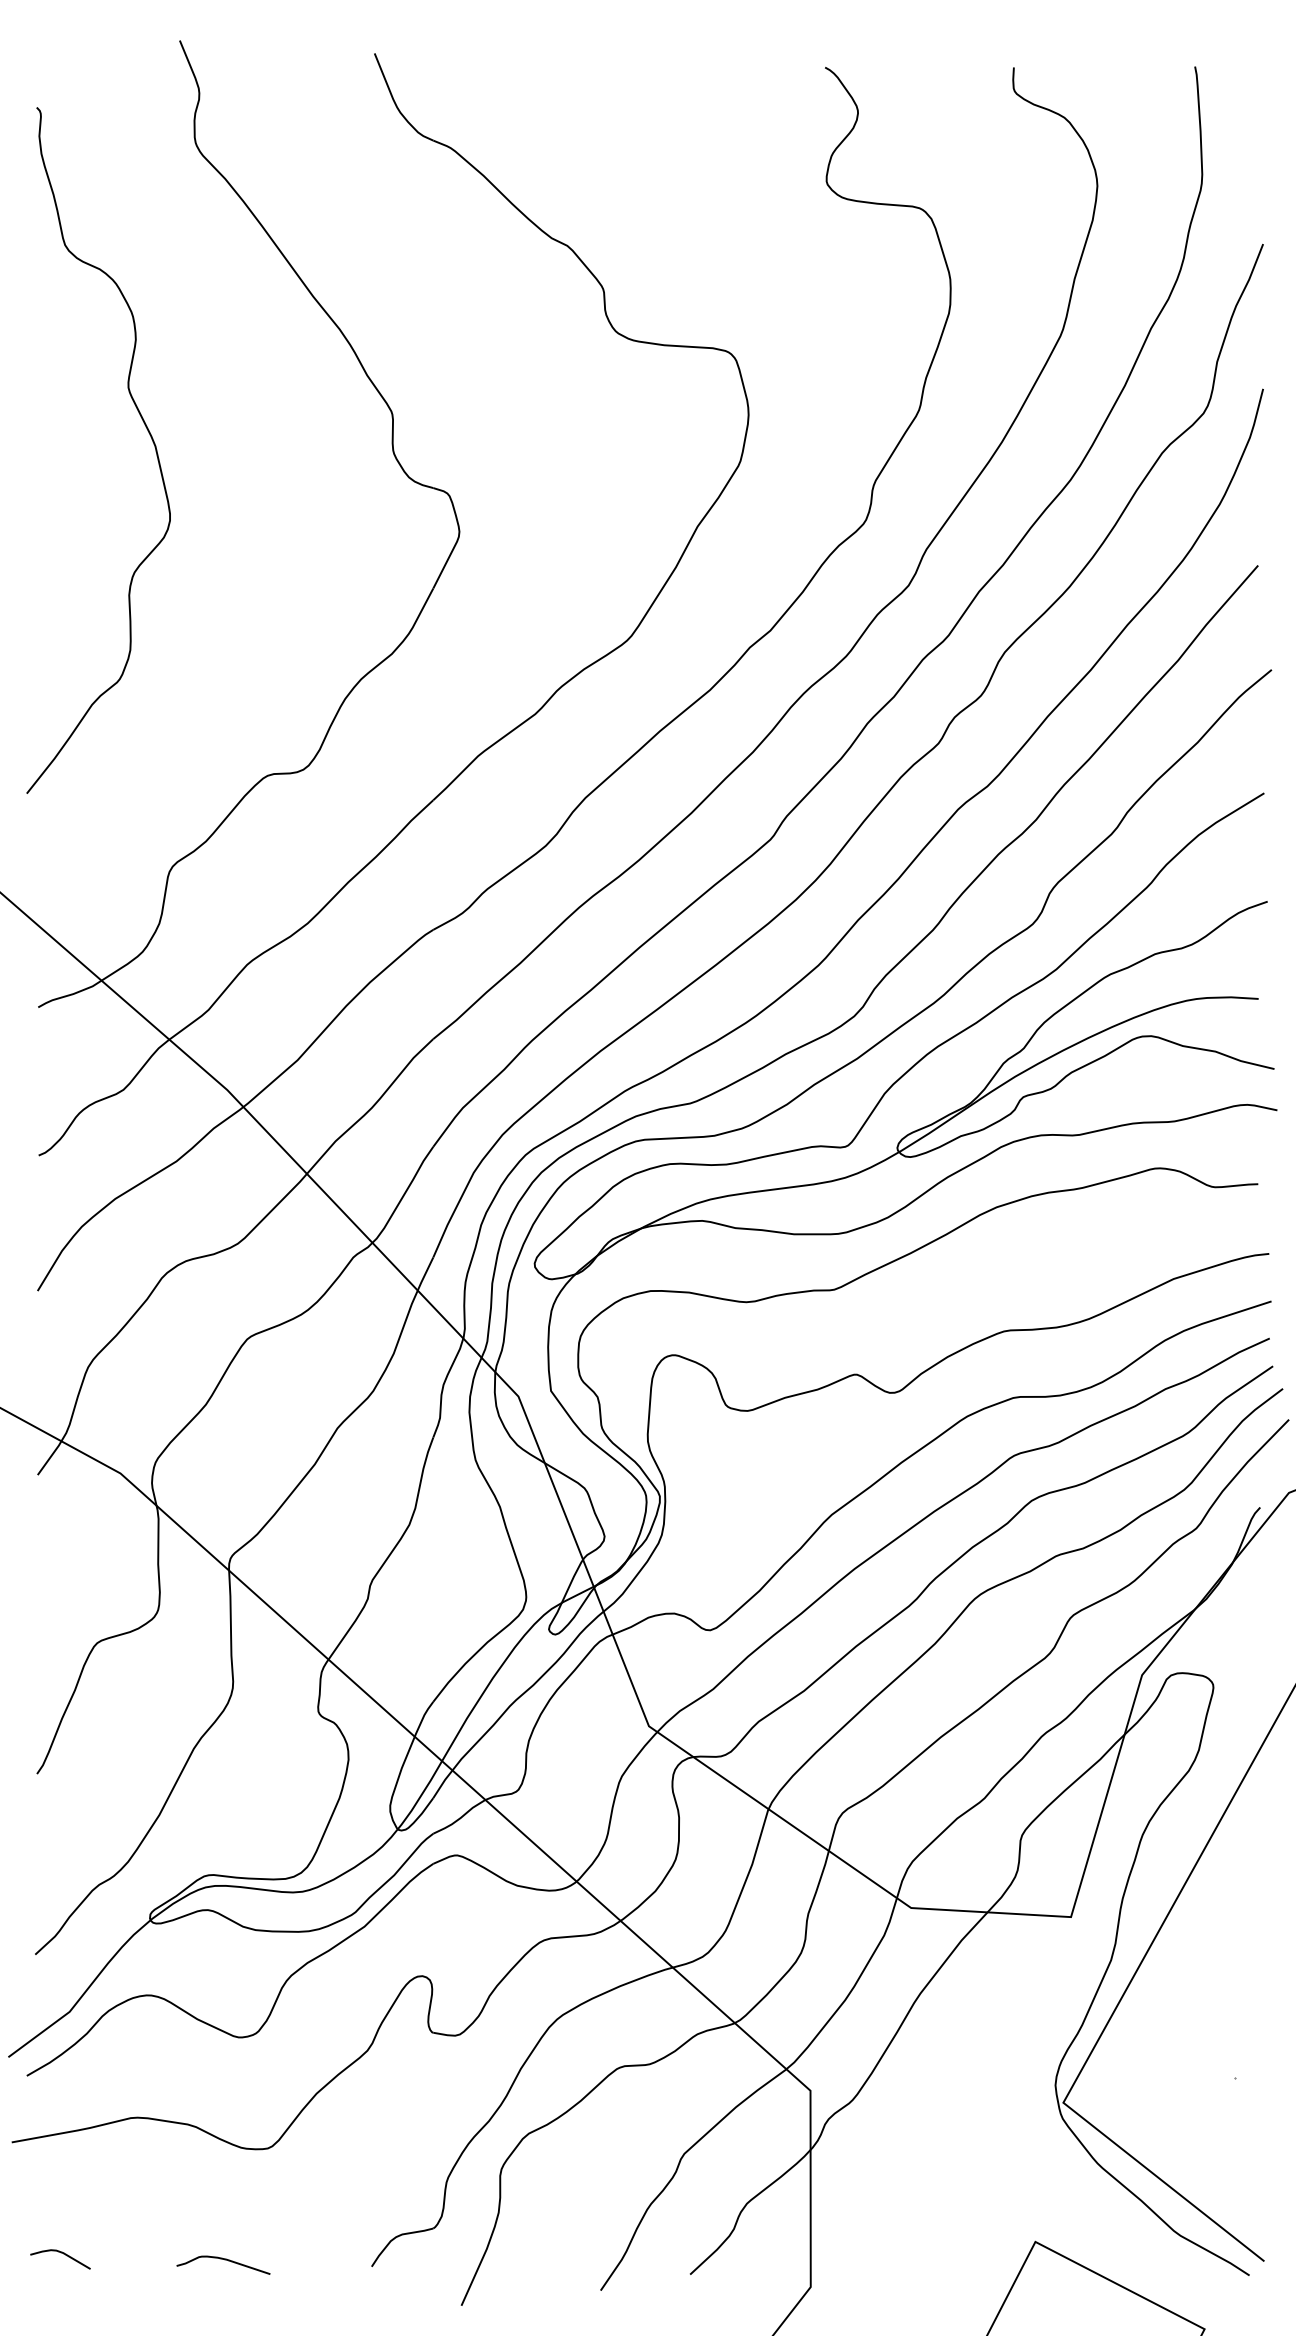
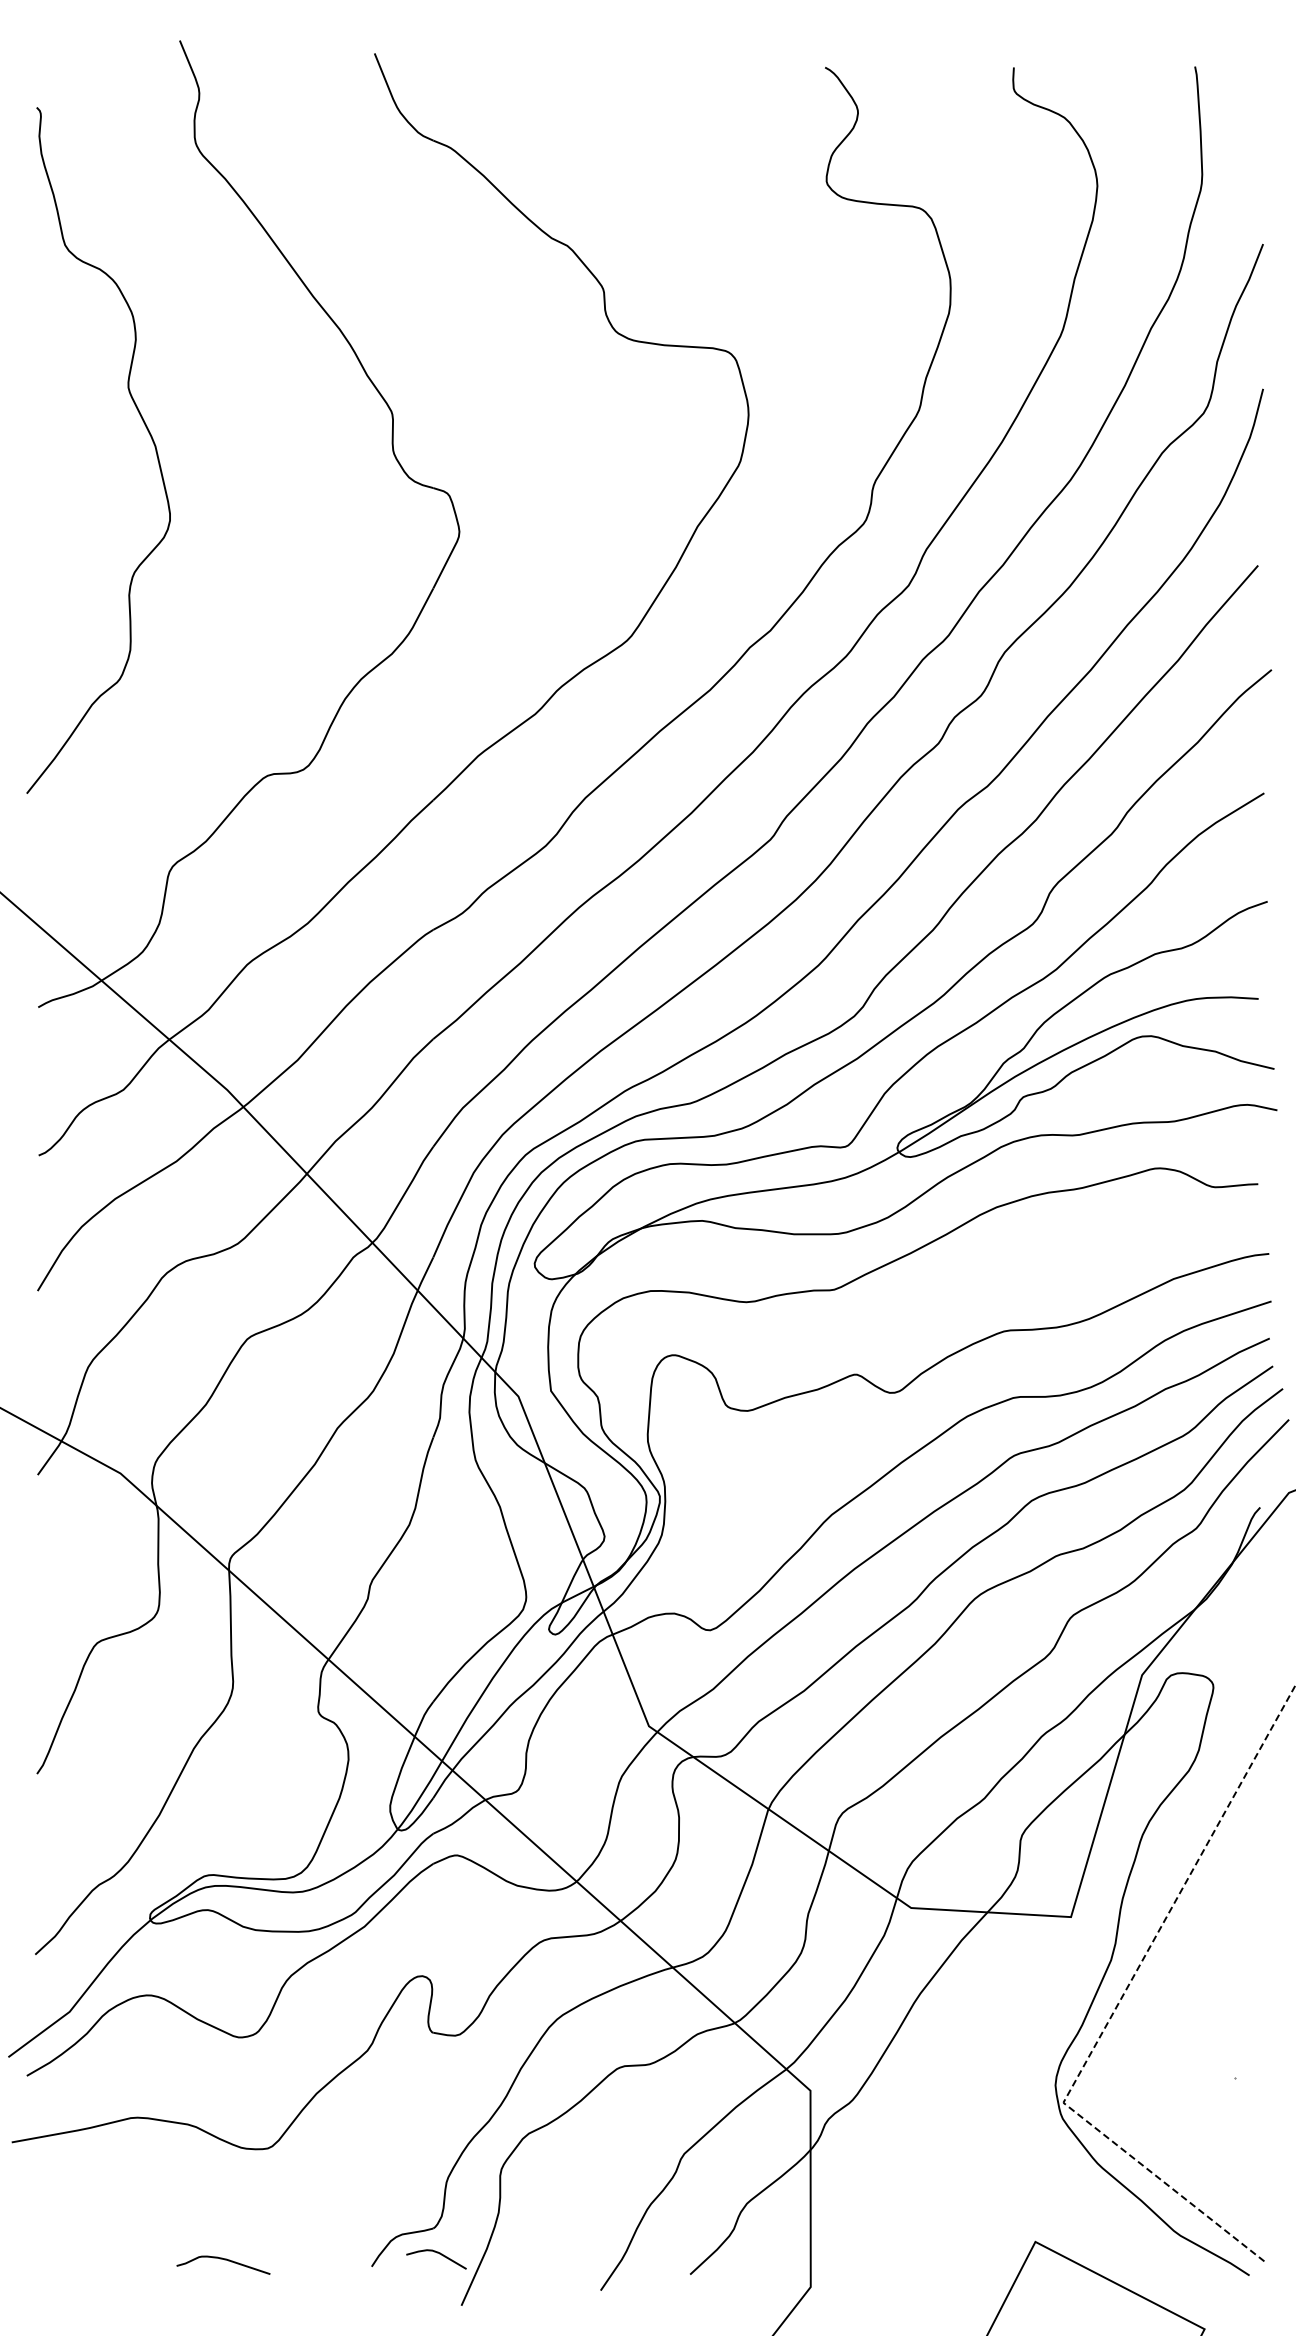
line: solid -> dashed (1116, 2006)
curve position: (63, 2254) -> (439, 2254) (439, 2254)
